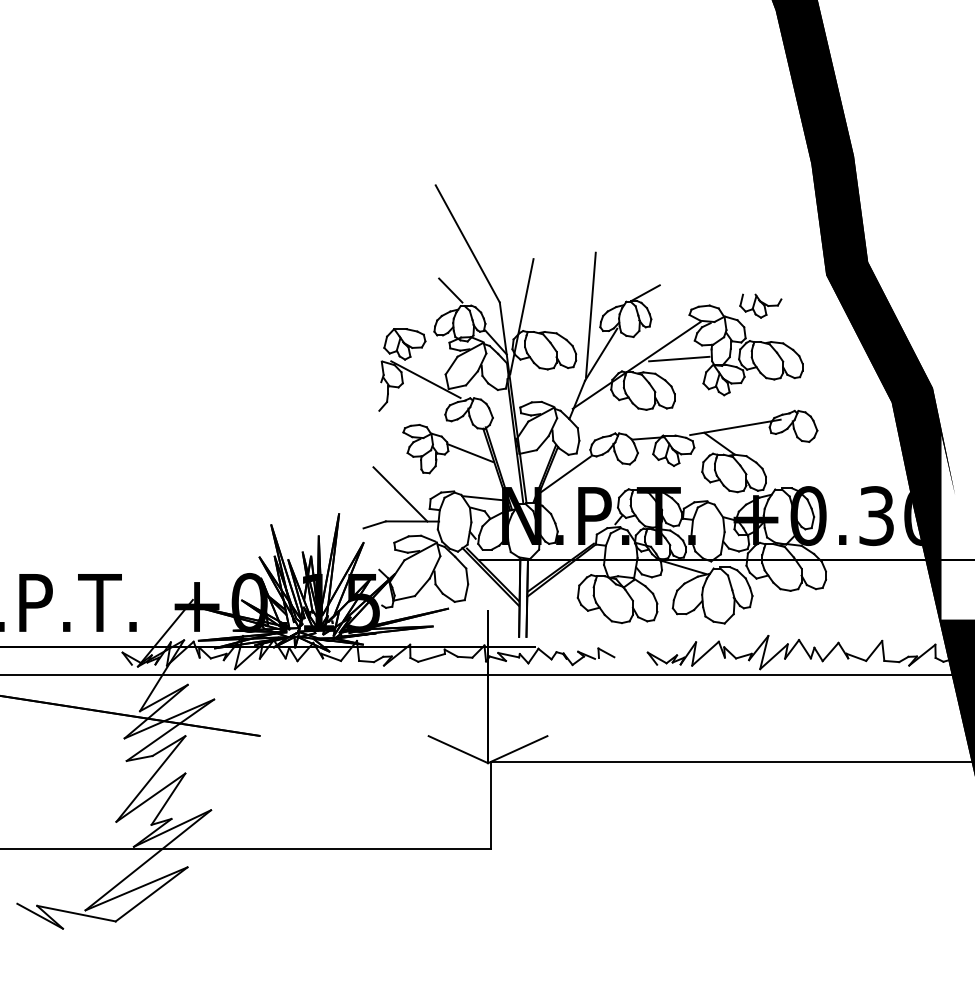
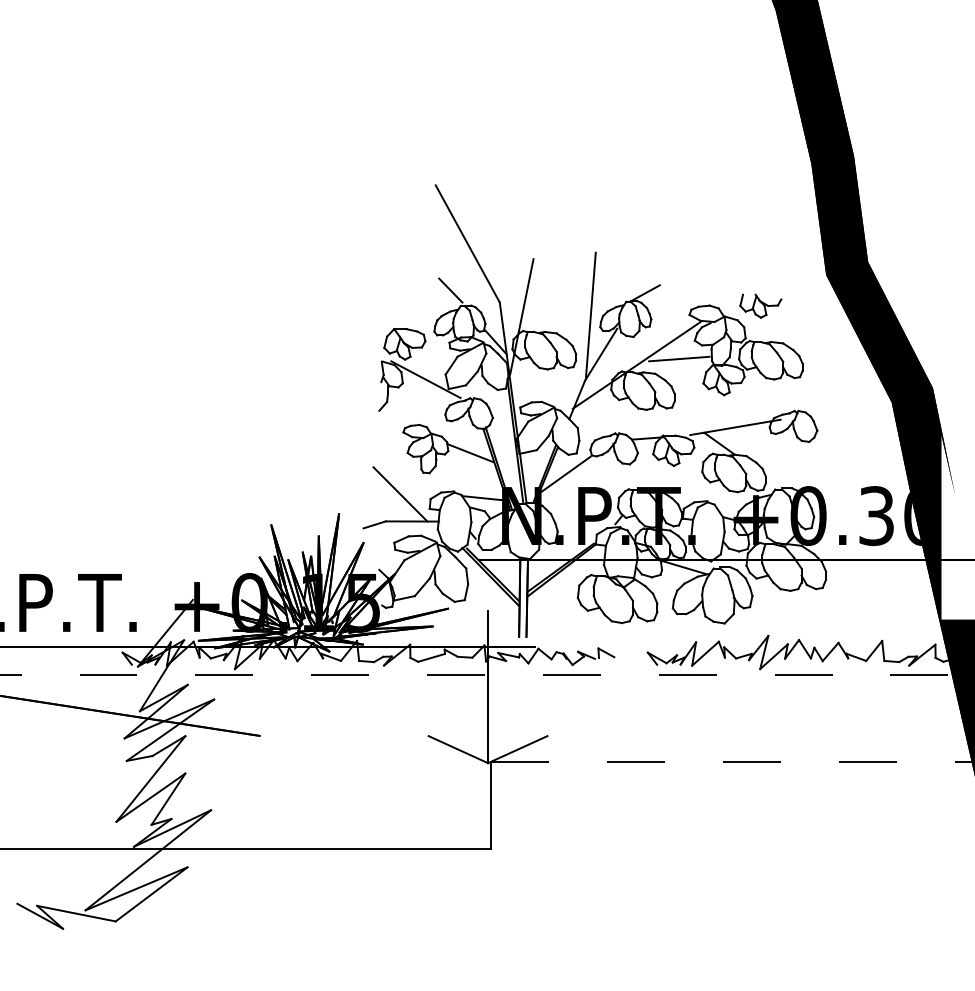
line: solid -> dashed (487, 674)
line: solid -> dashed (732, 761)
